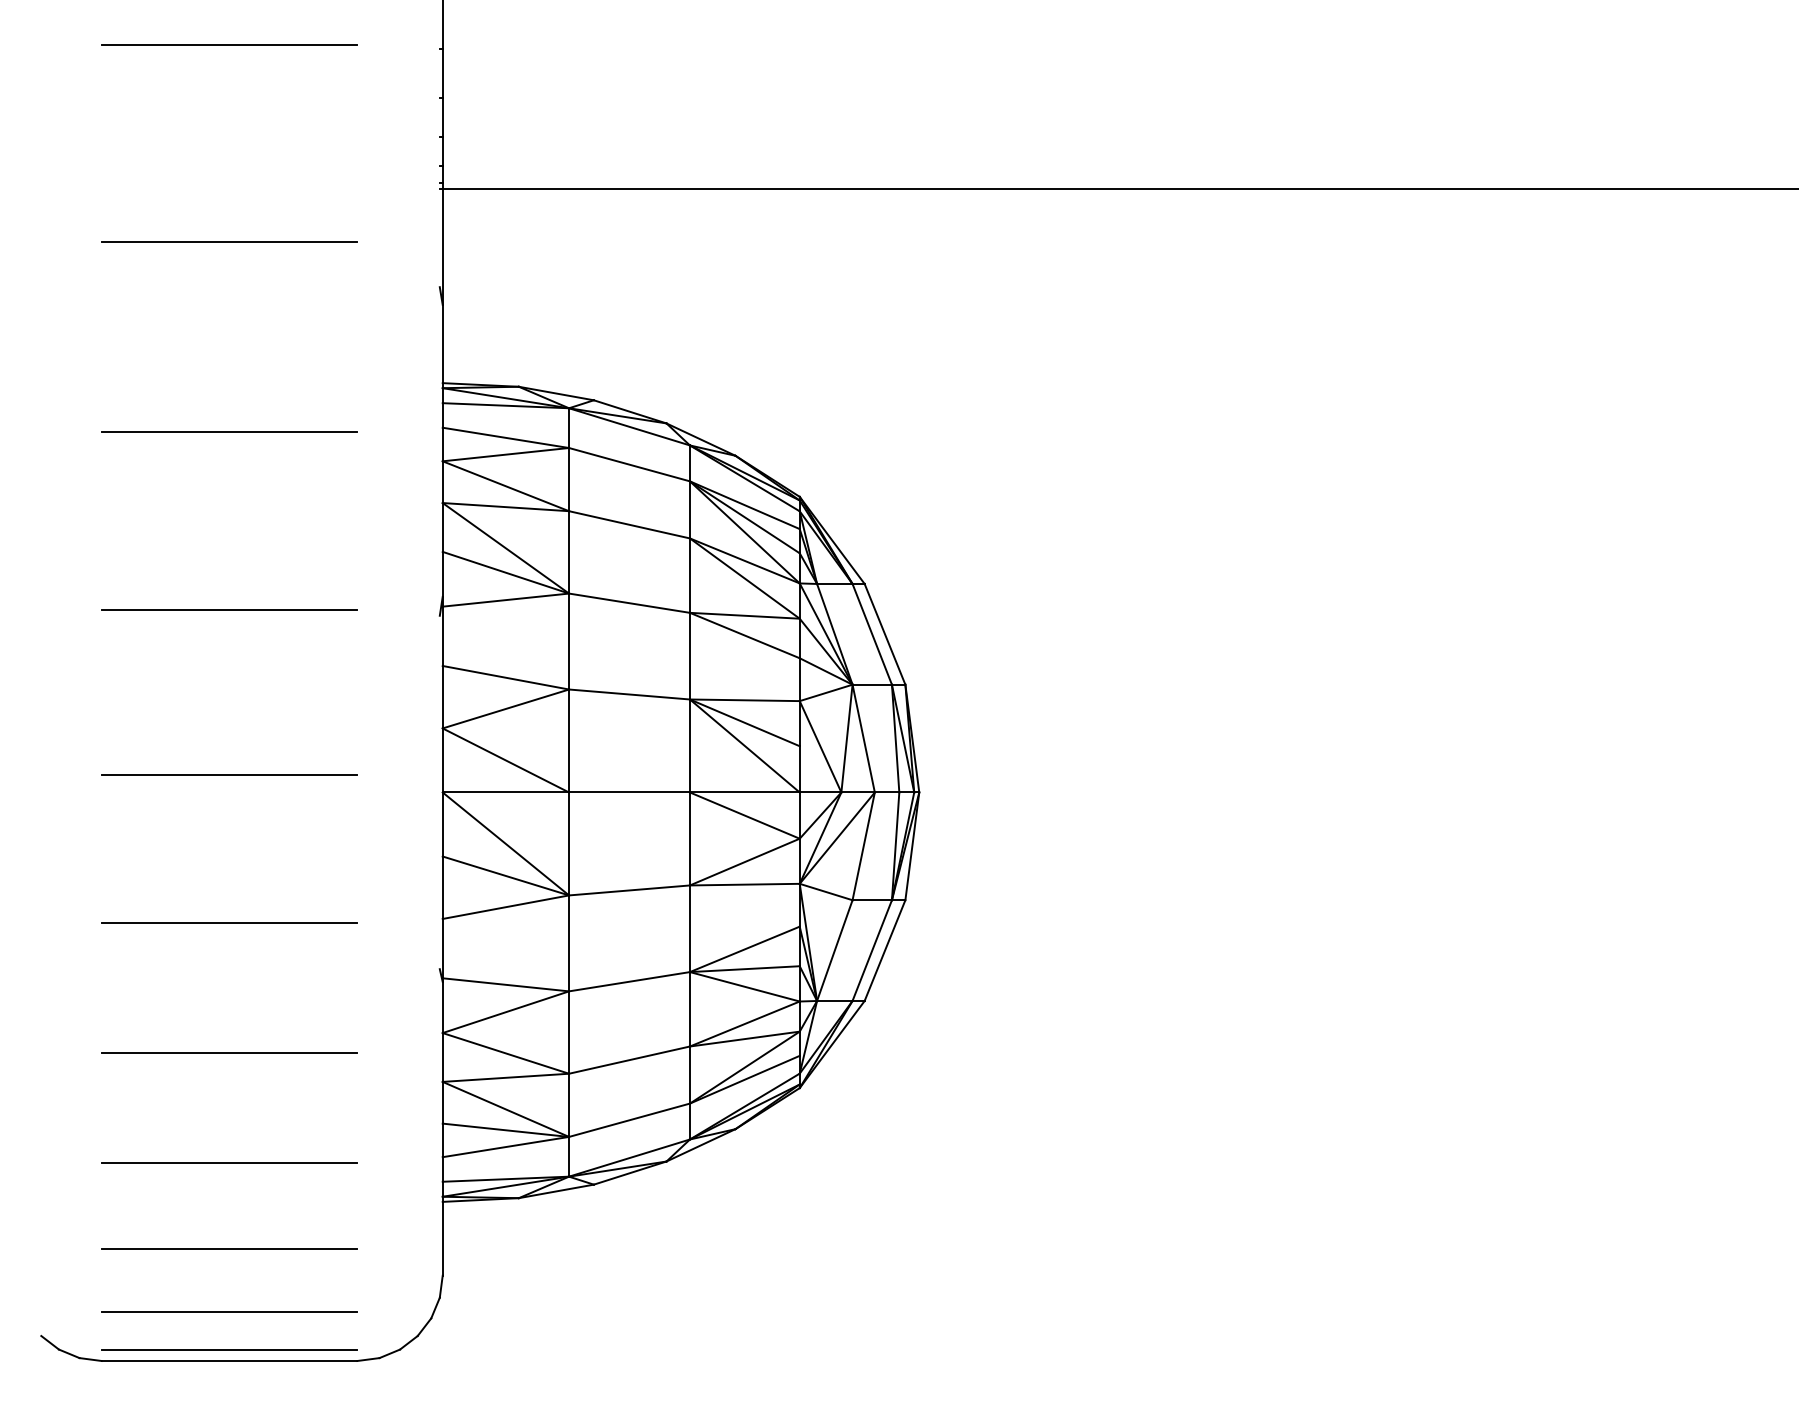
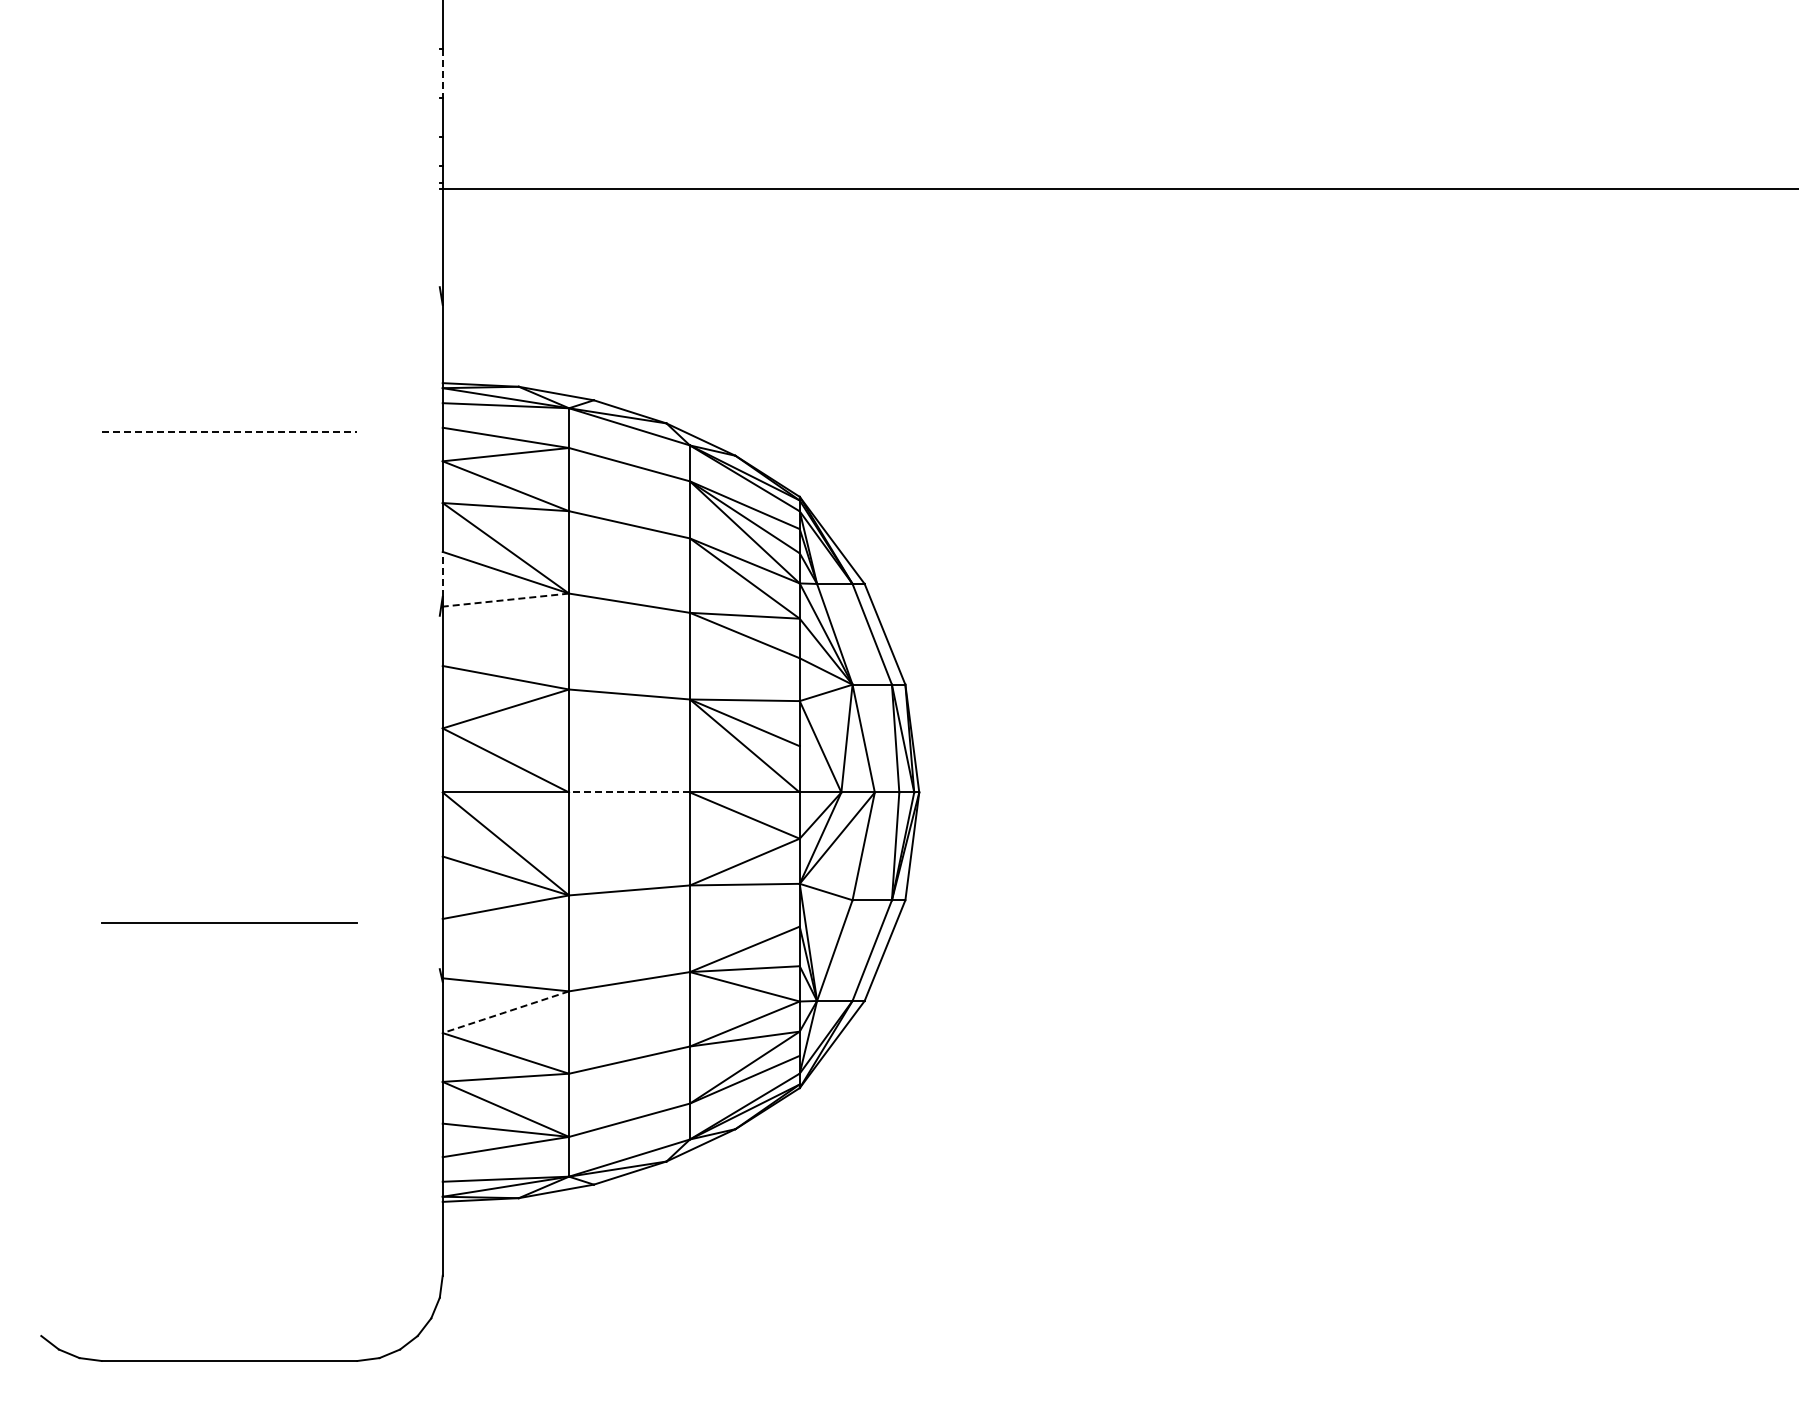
line: present -> none (229, 44)
line: solid -> dashed (442, 73)
line: present -> none (229, 242)
line: solid -> dashed (229, 431)
line: solid -> dashed (442, 573)
line: solid -> dashed (505, 600)
line: present -> none (229, 610)
line: present -> none (229, 774)
line: solid -> dashed (629, 792)
line: solid -> dashed (505, 1012)
line: present -> none (229, 1053)
line: present -> none (229, 1162)
line: present -> none (229, 1249)
line: present -> none (229, 1312)
line: present -> none (229, 1350)
